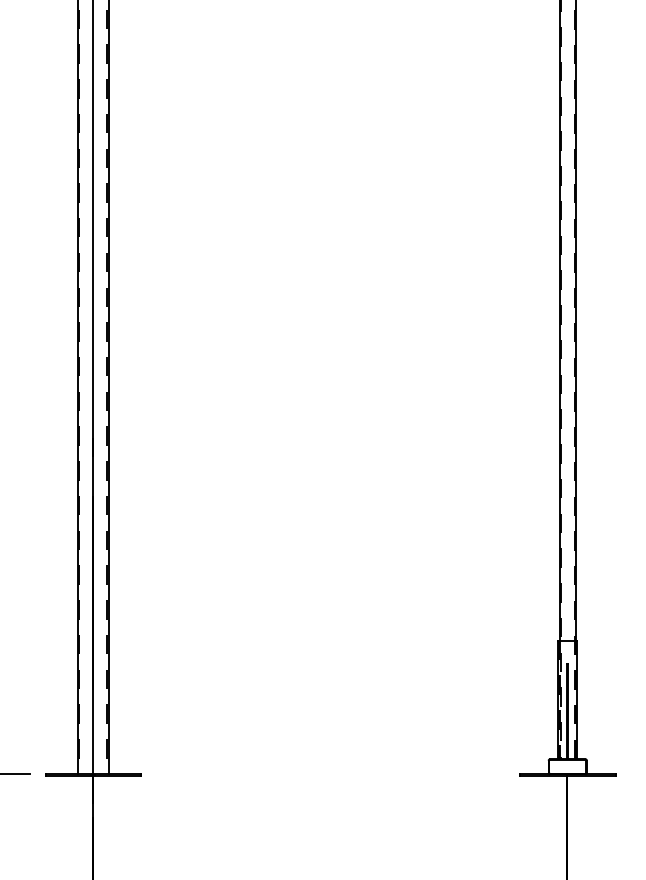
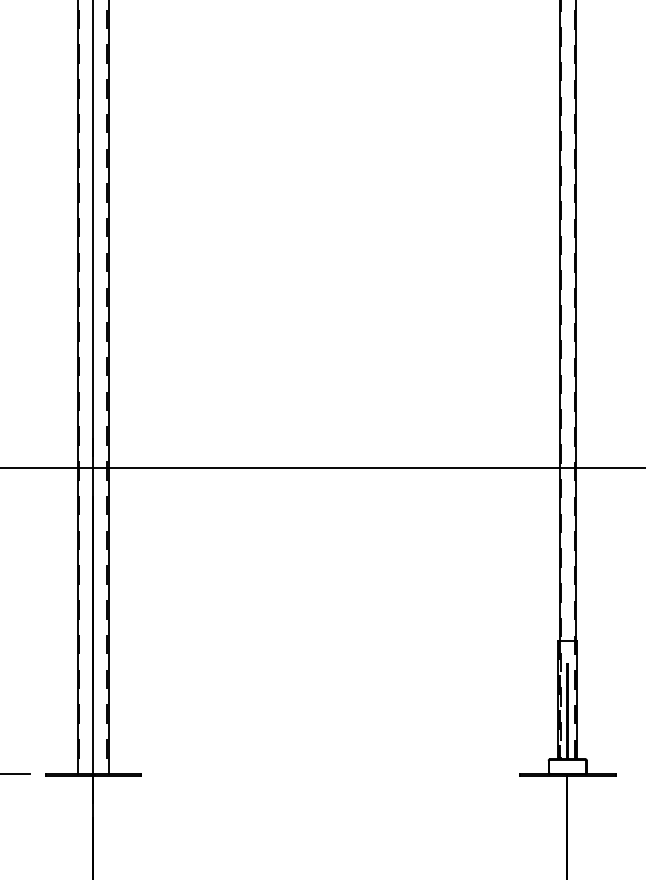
line: none -> present (322, 468)
